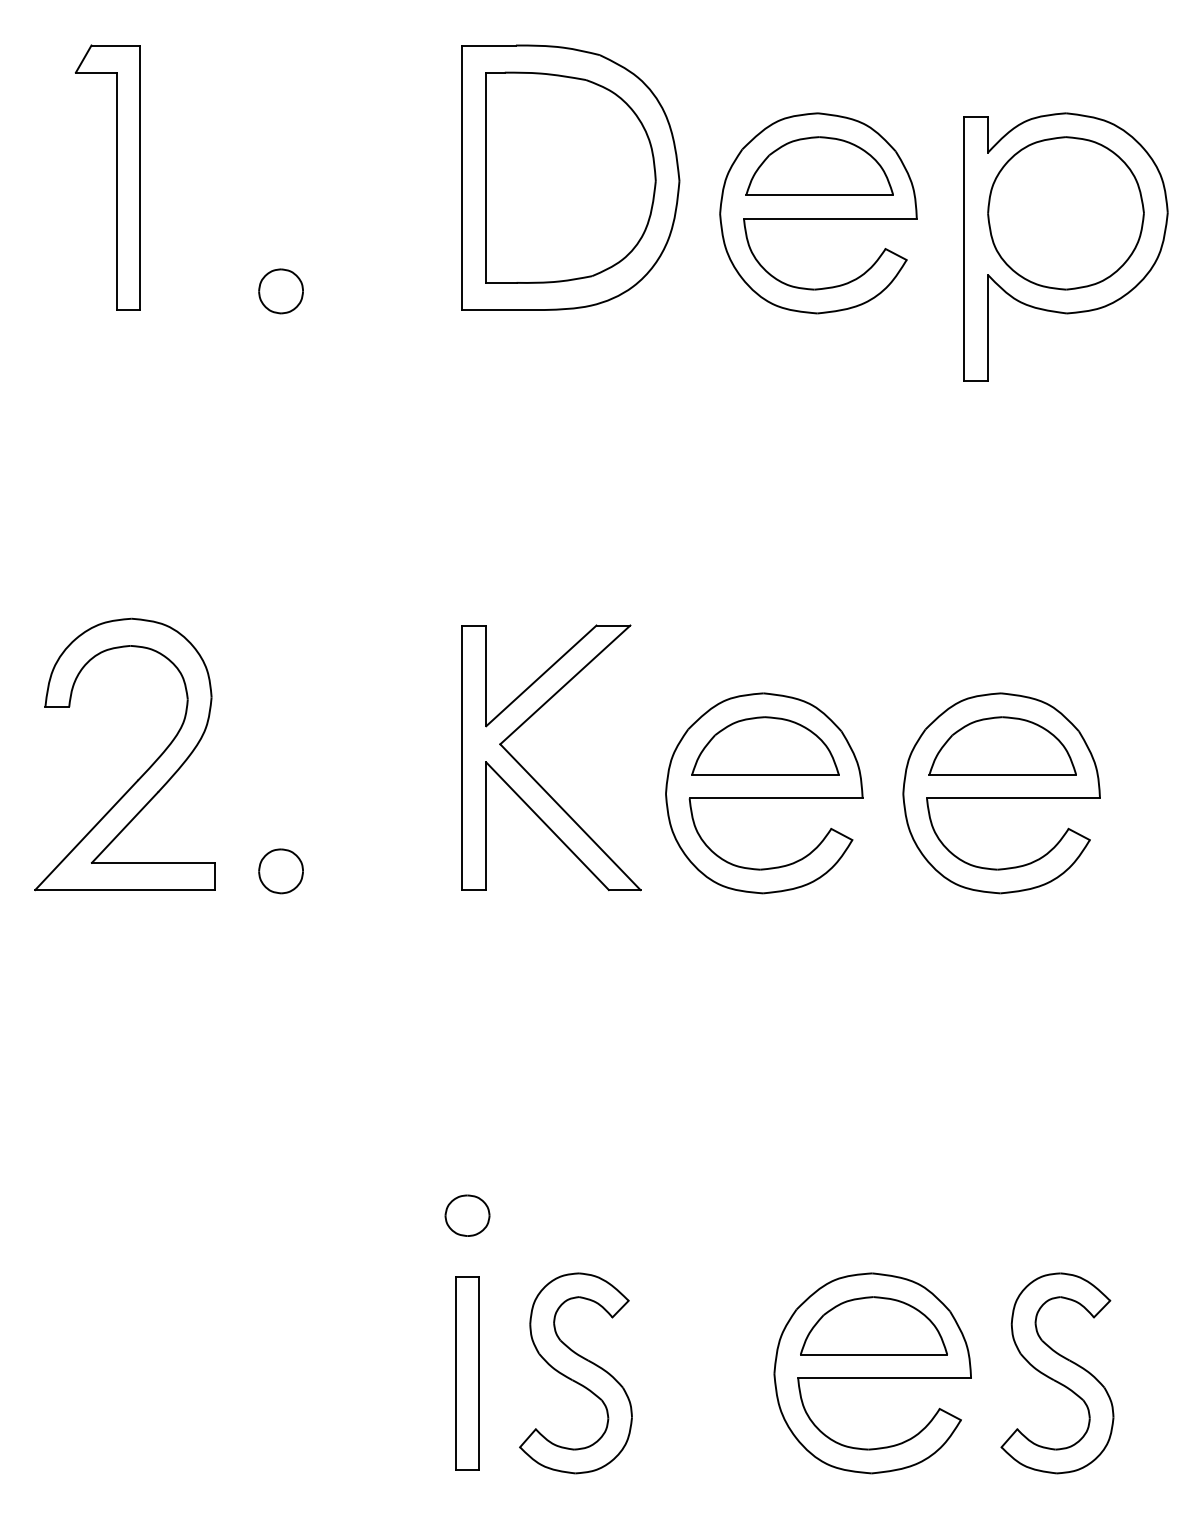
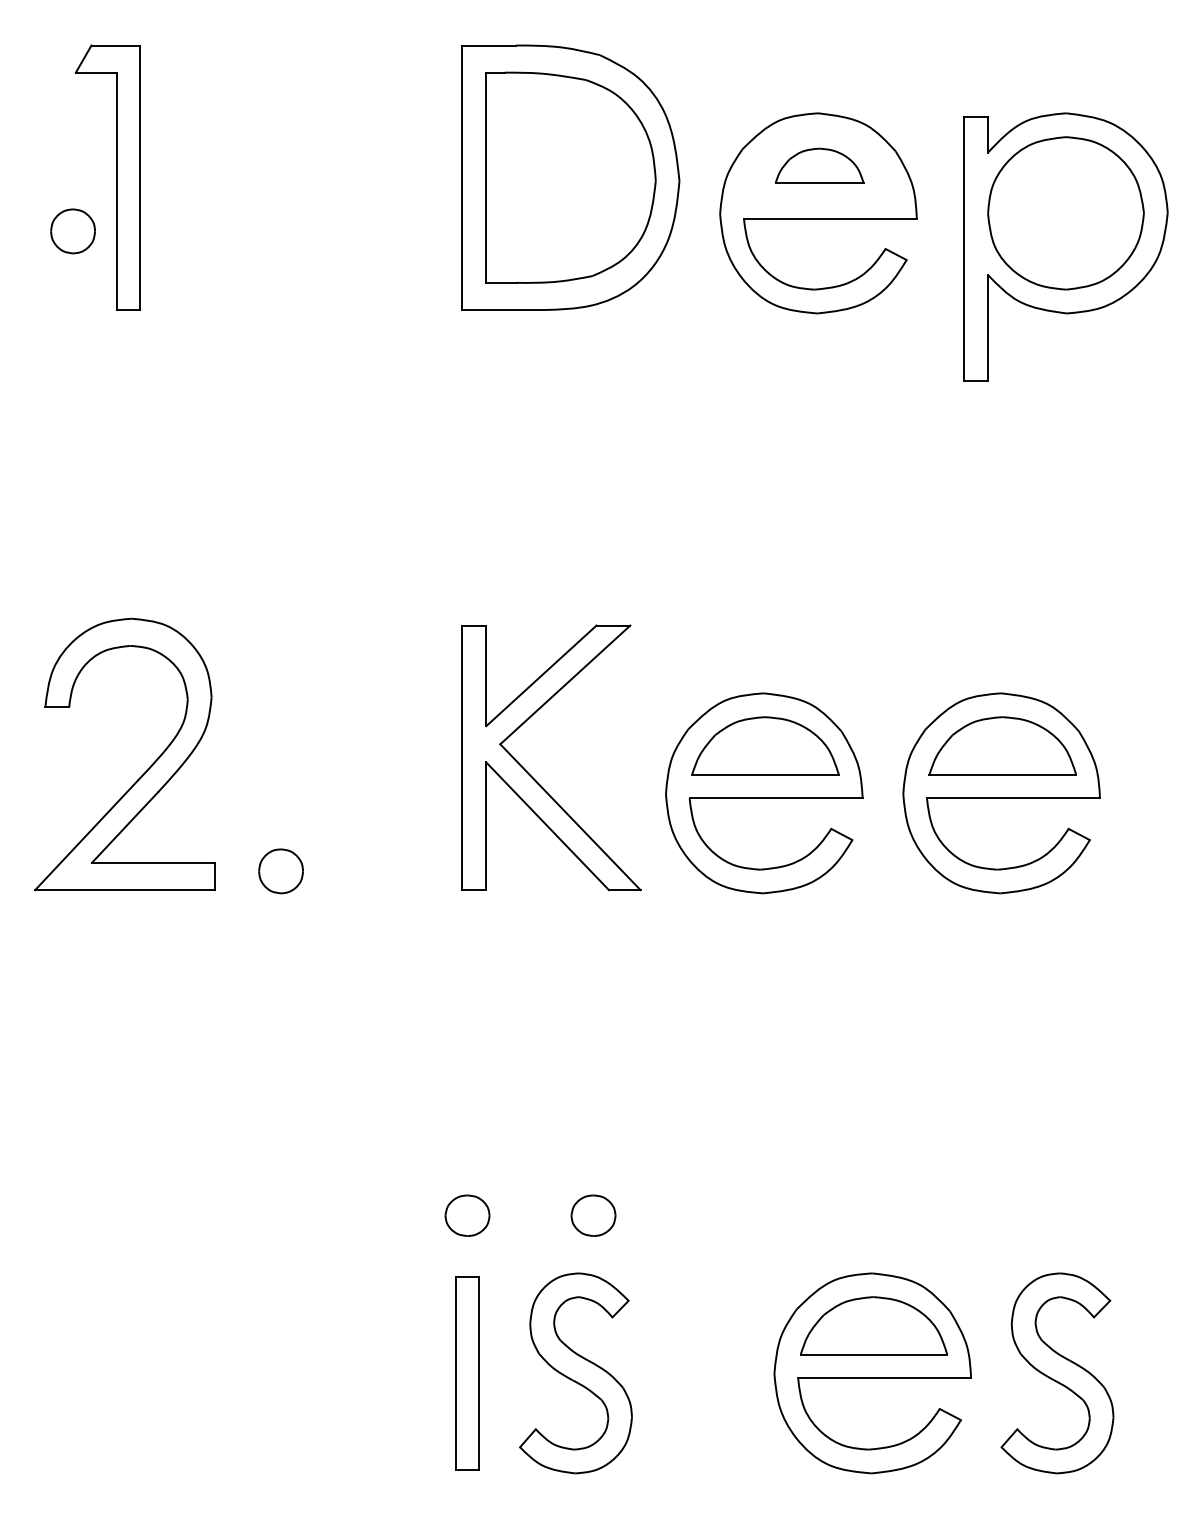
part size: 149x60 px -> 90x37 px (819, 165)
part position: (280, 291) -> (72, 231) (72, 231)
part: none -> present (593, 1215)
